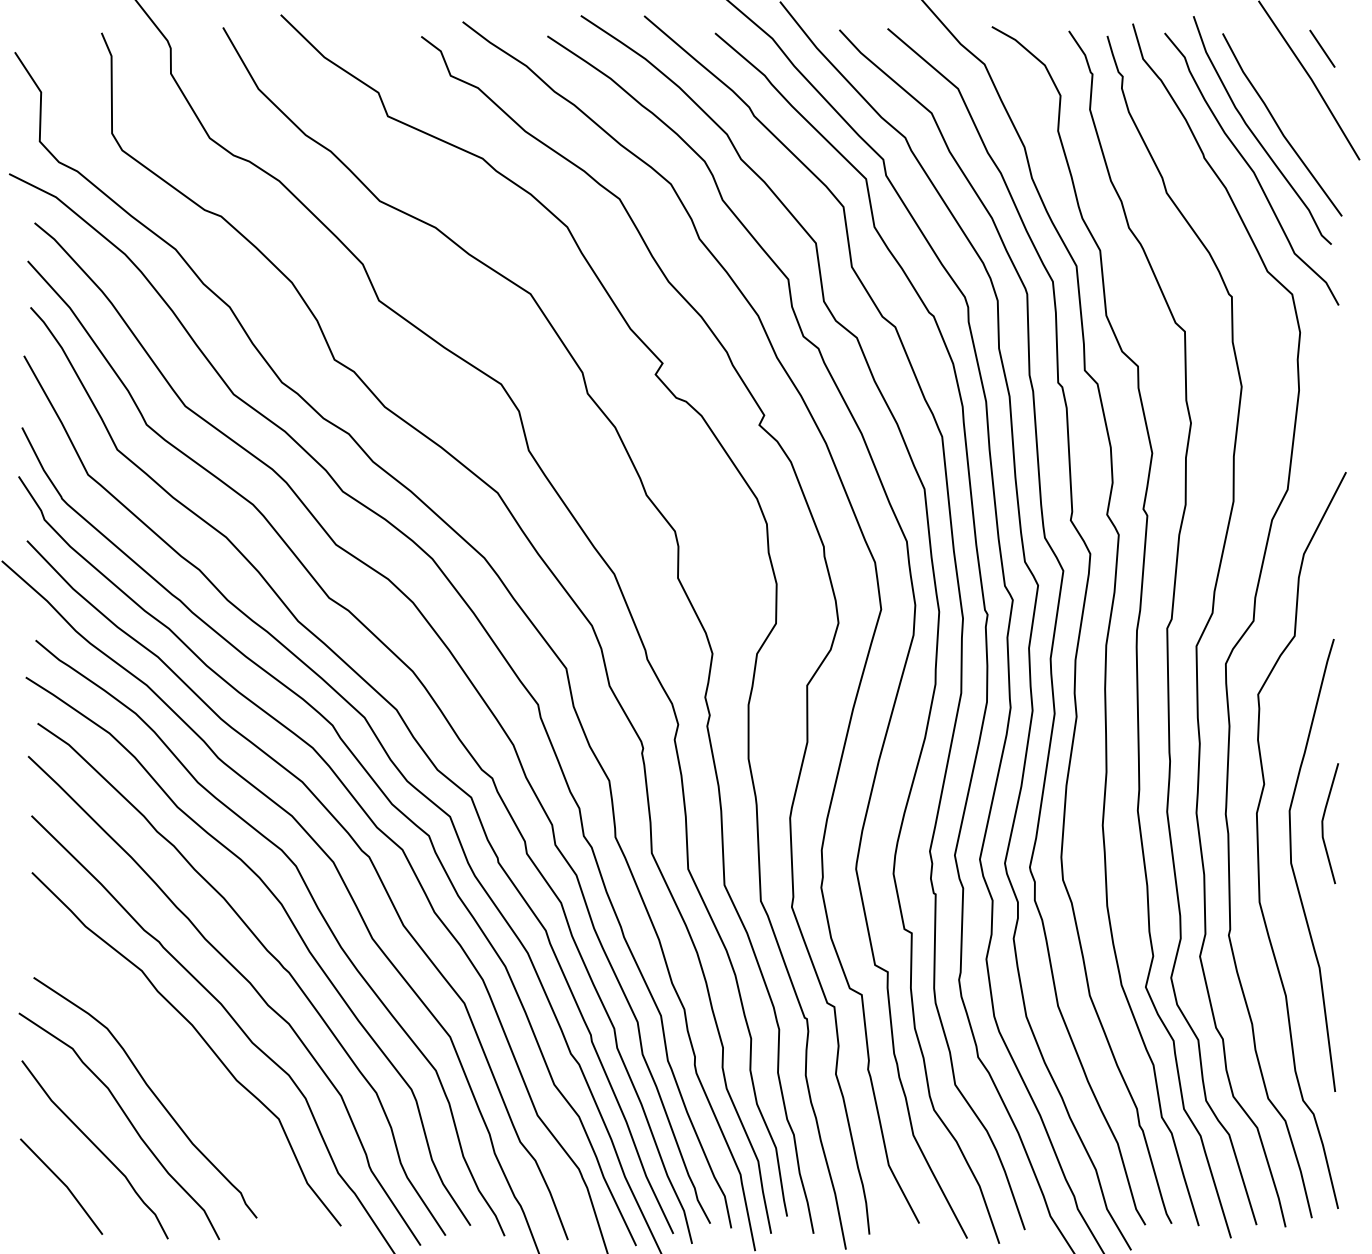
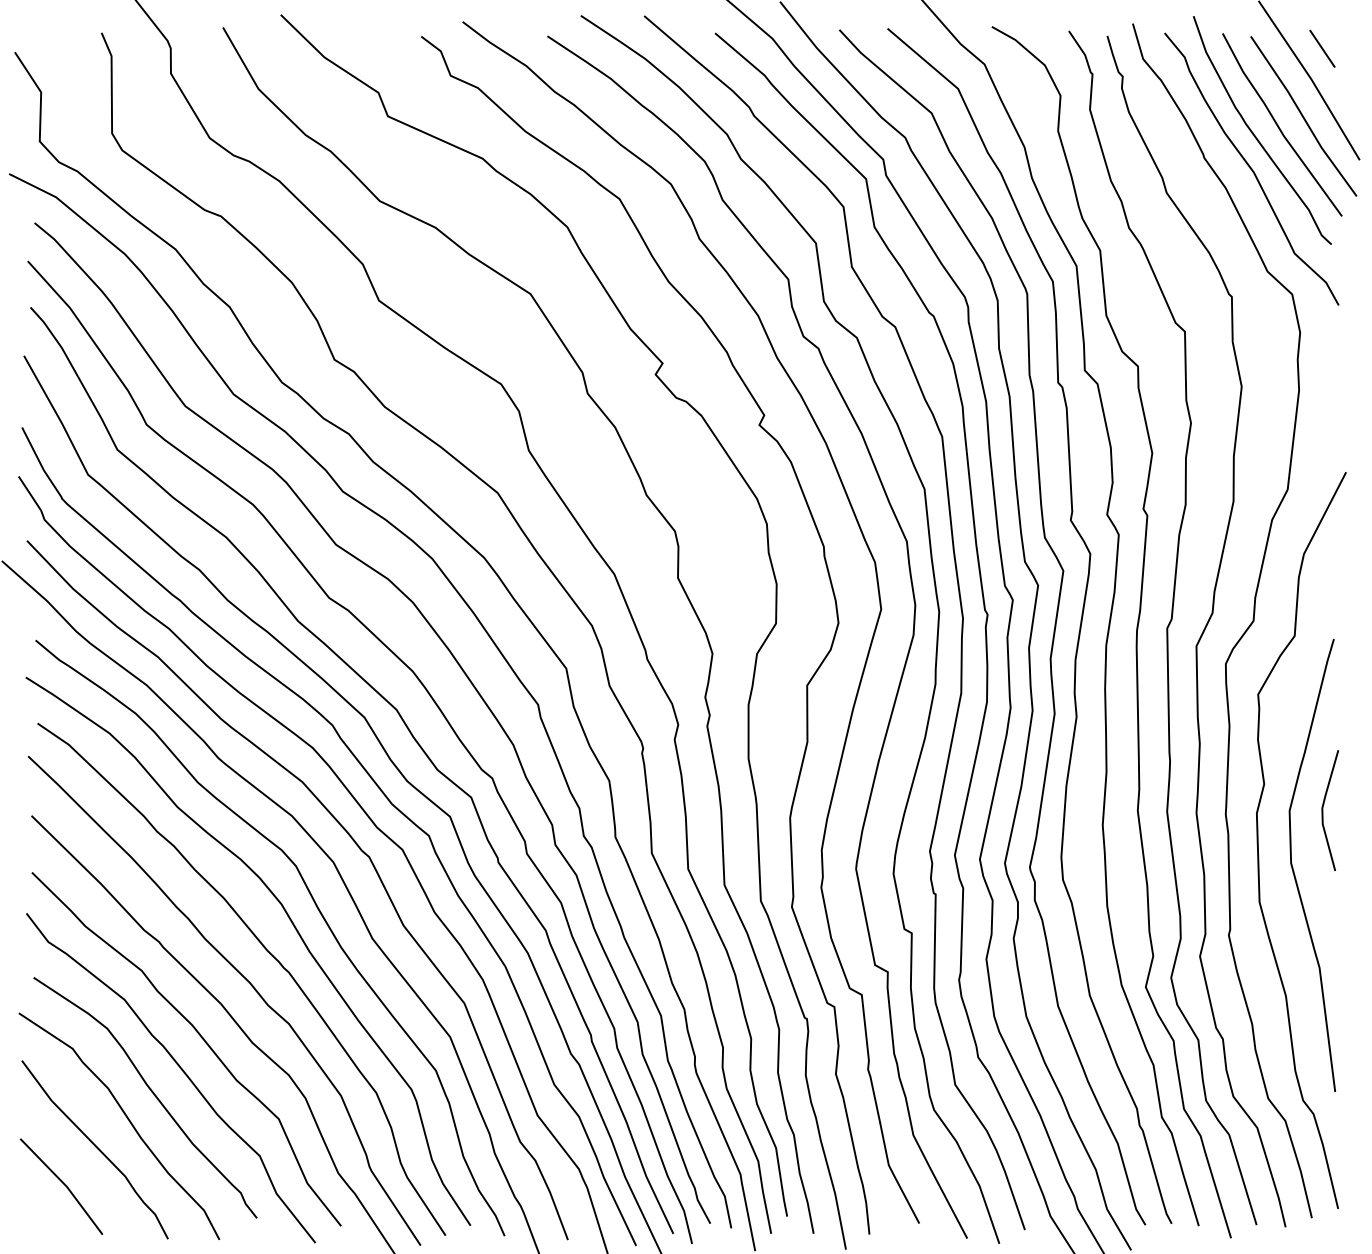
line: none -> present (1303, 116)
line position: (1323, 823) -> (1323, 810) (1323, 810)
curve: none -> present (180, 1069)
